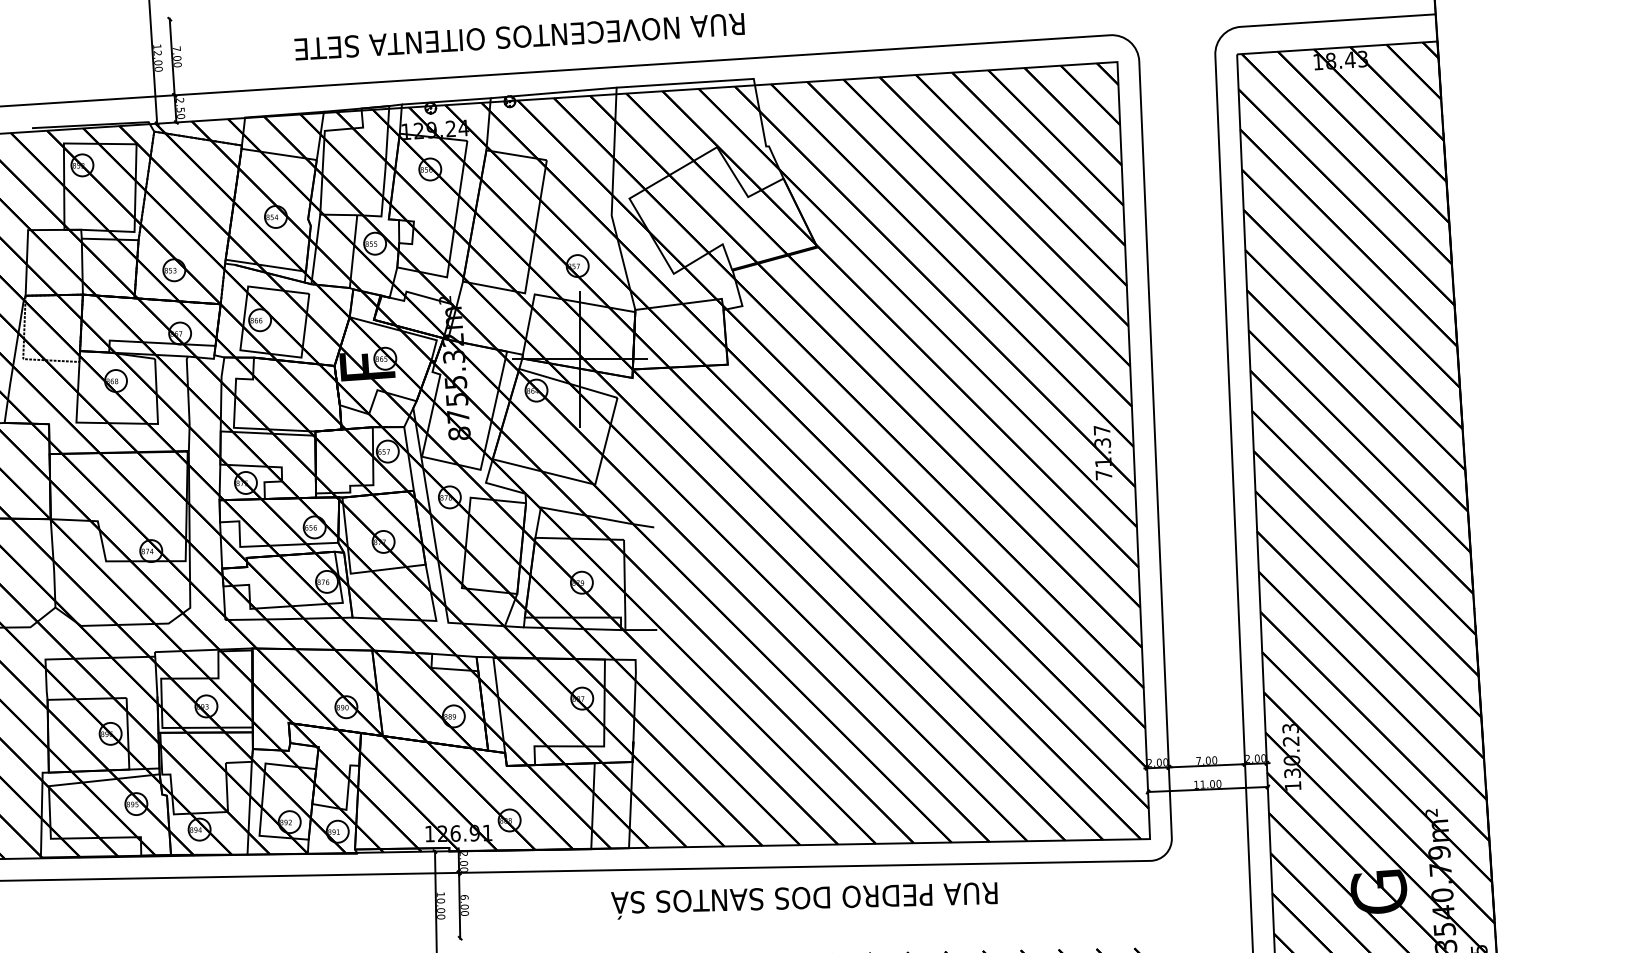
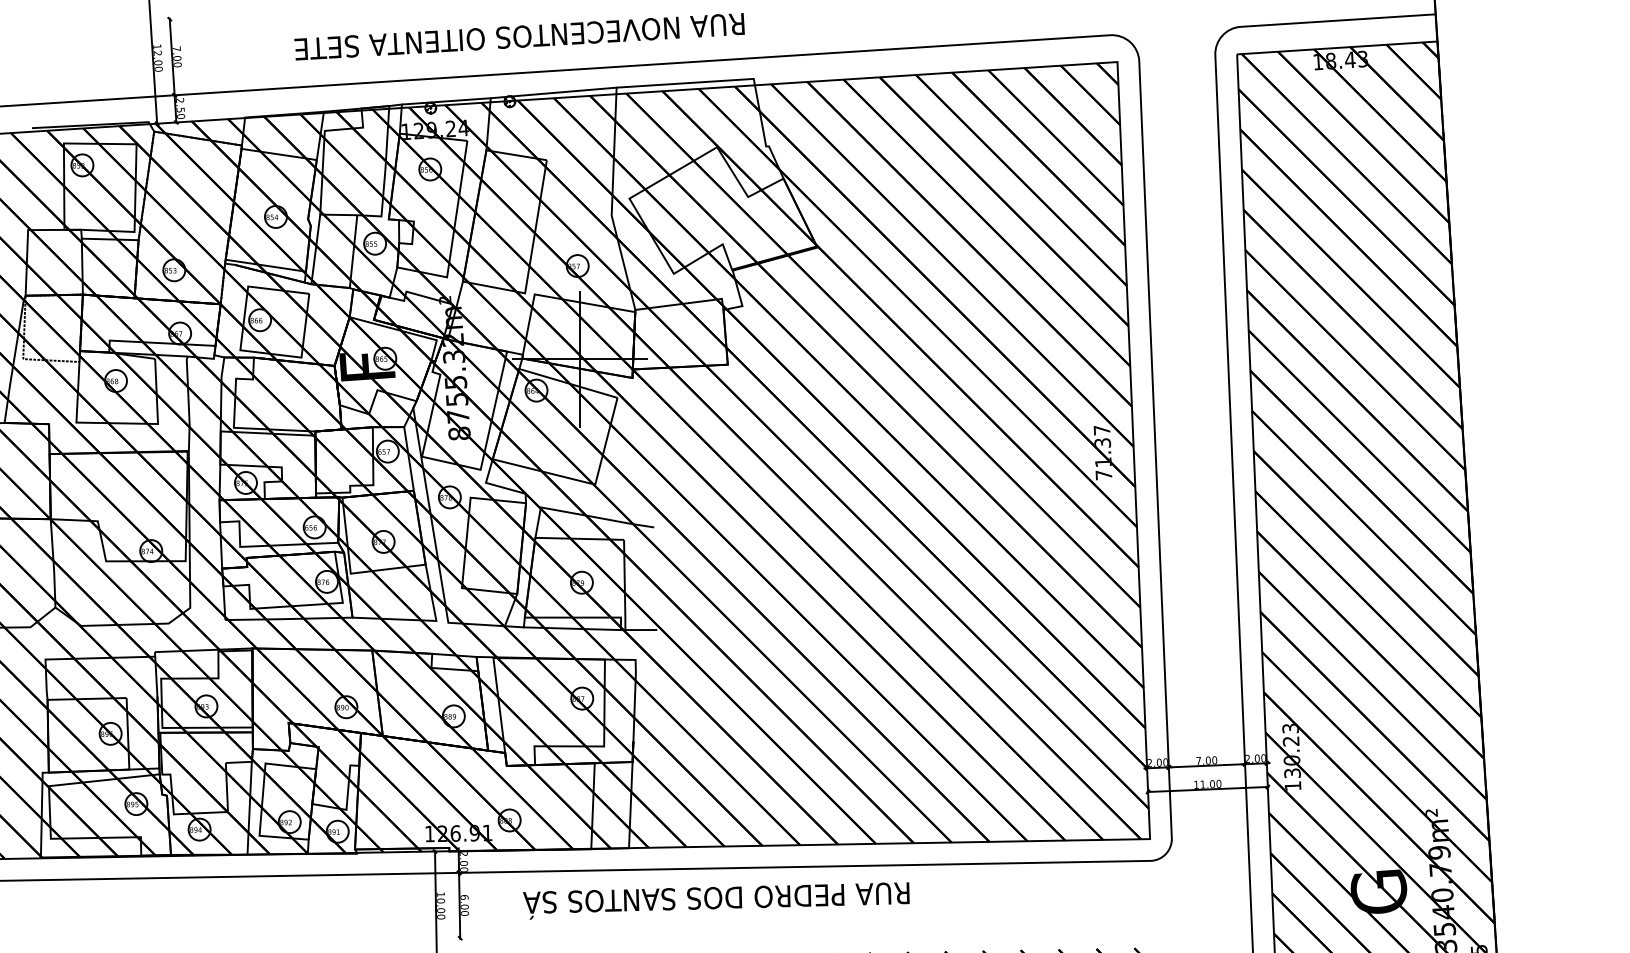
text position: (804, 900) -> (716, 900) (716, 900)
